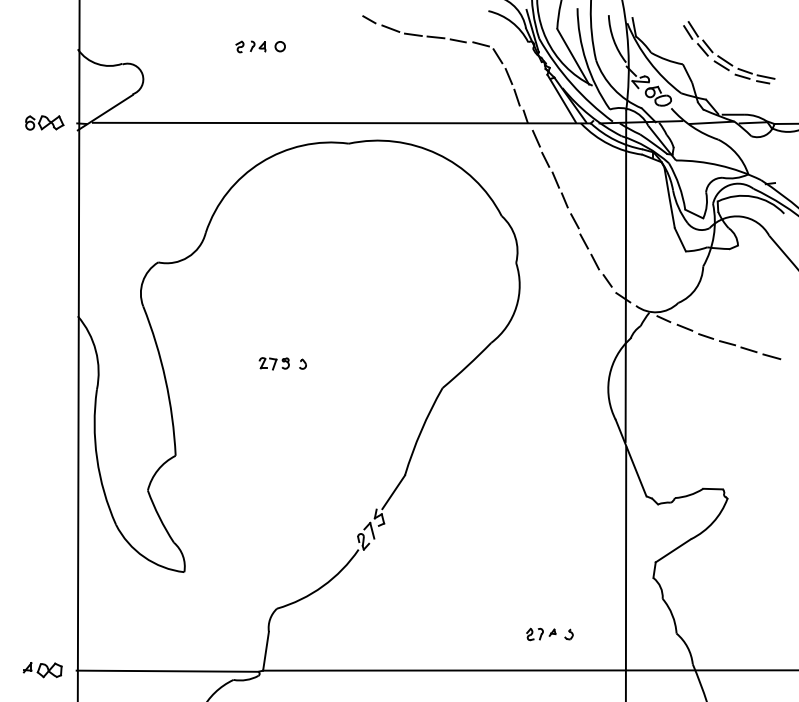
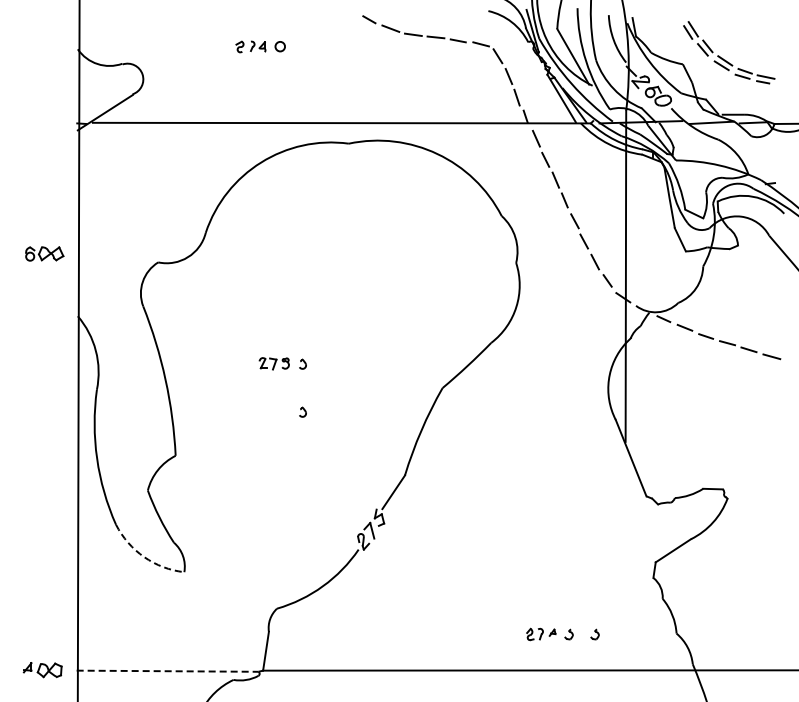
part position: (44, 122) -> (44, 253) (44, 253)
part: none -> present (302, 411)
arc: solid -> dashed (144, 557)
line: present -> none (625, 572)
part: none -> present (594, 634)
line: solid -> dashed (167, 671)
